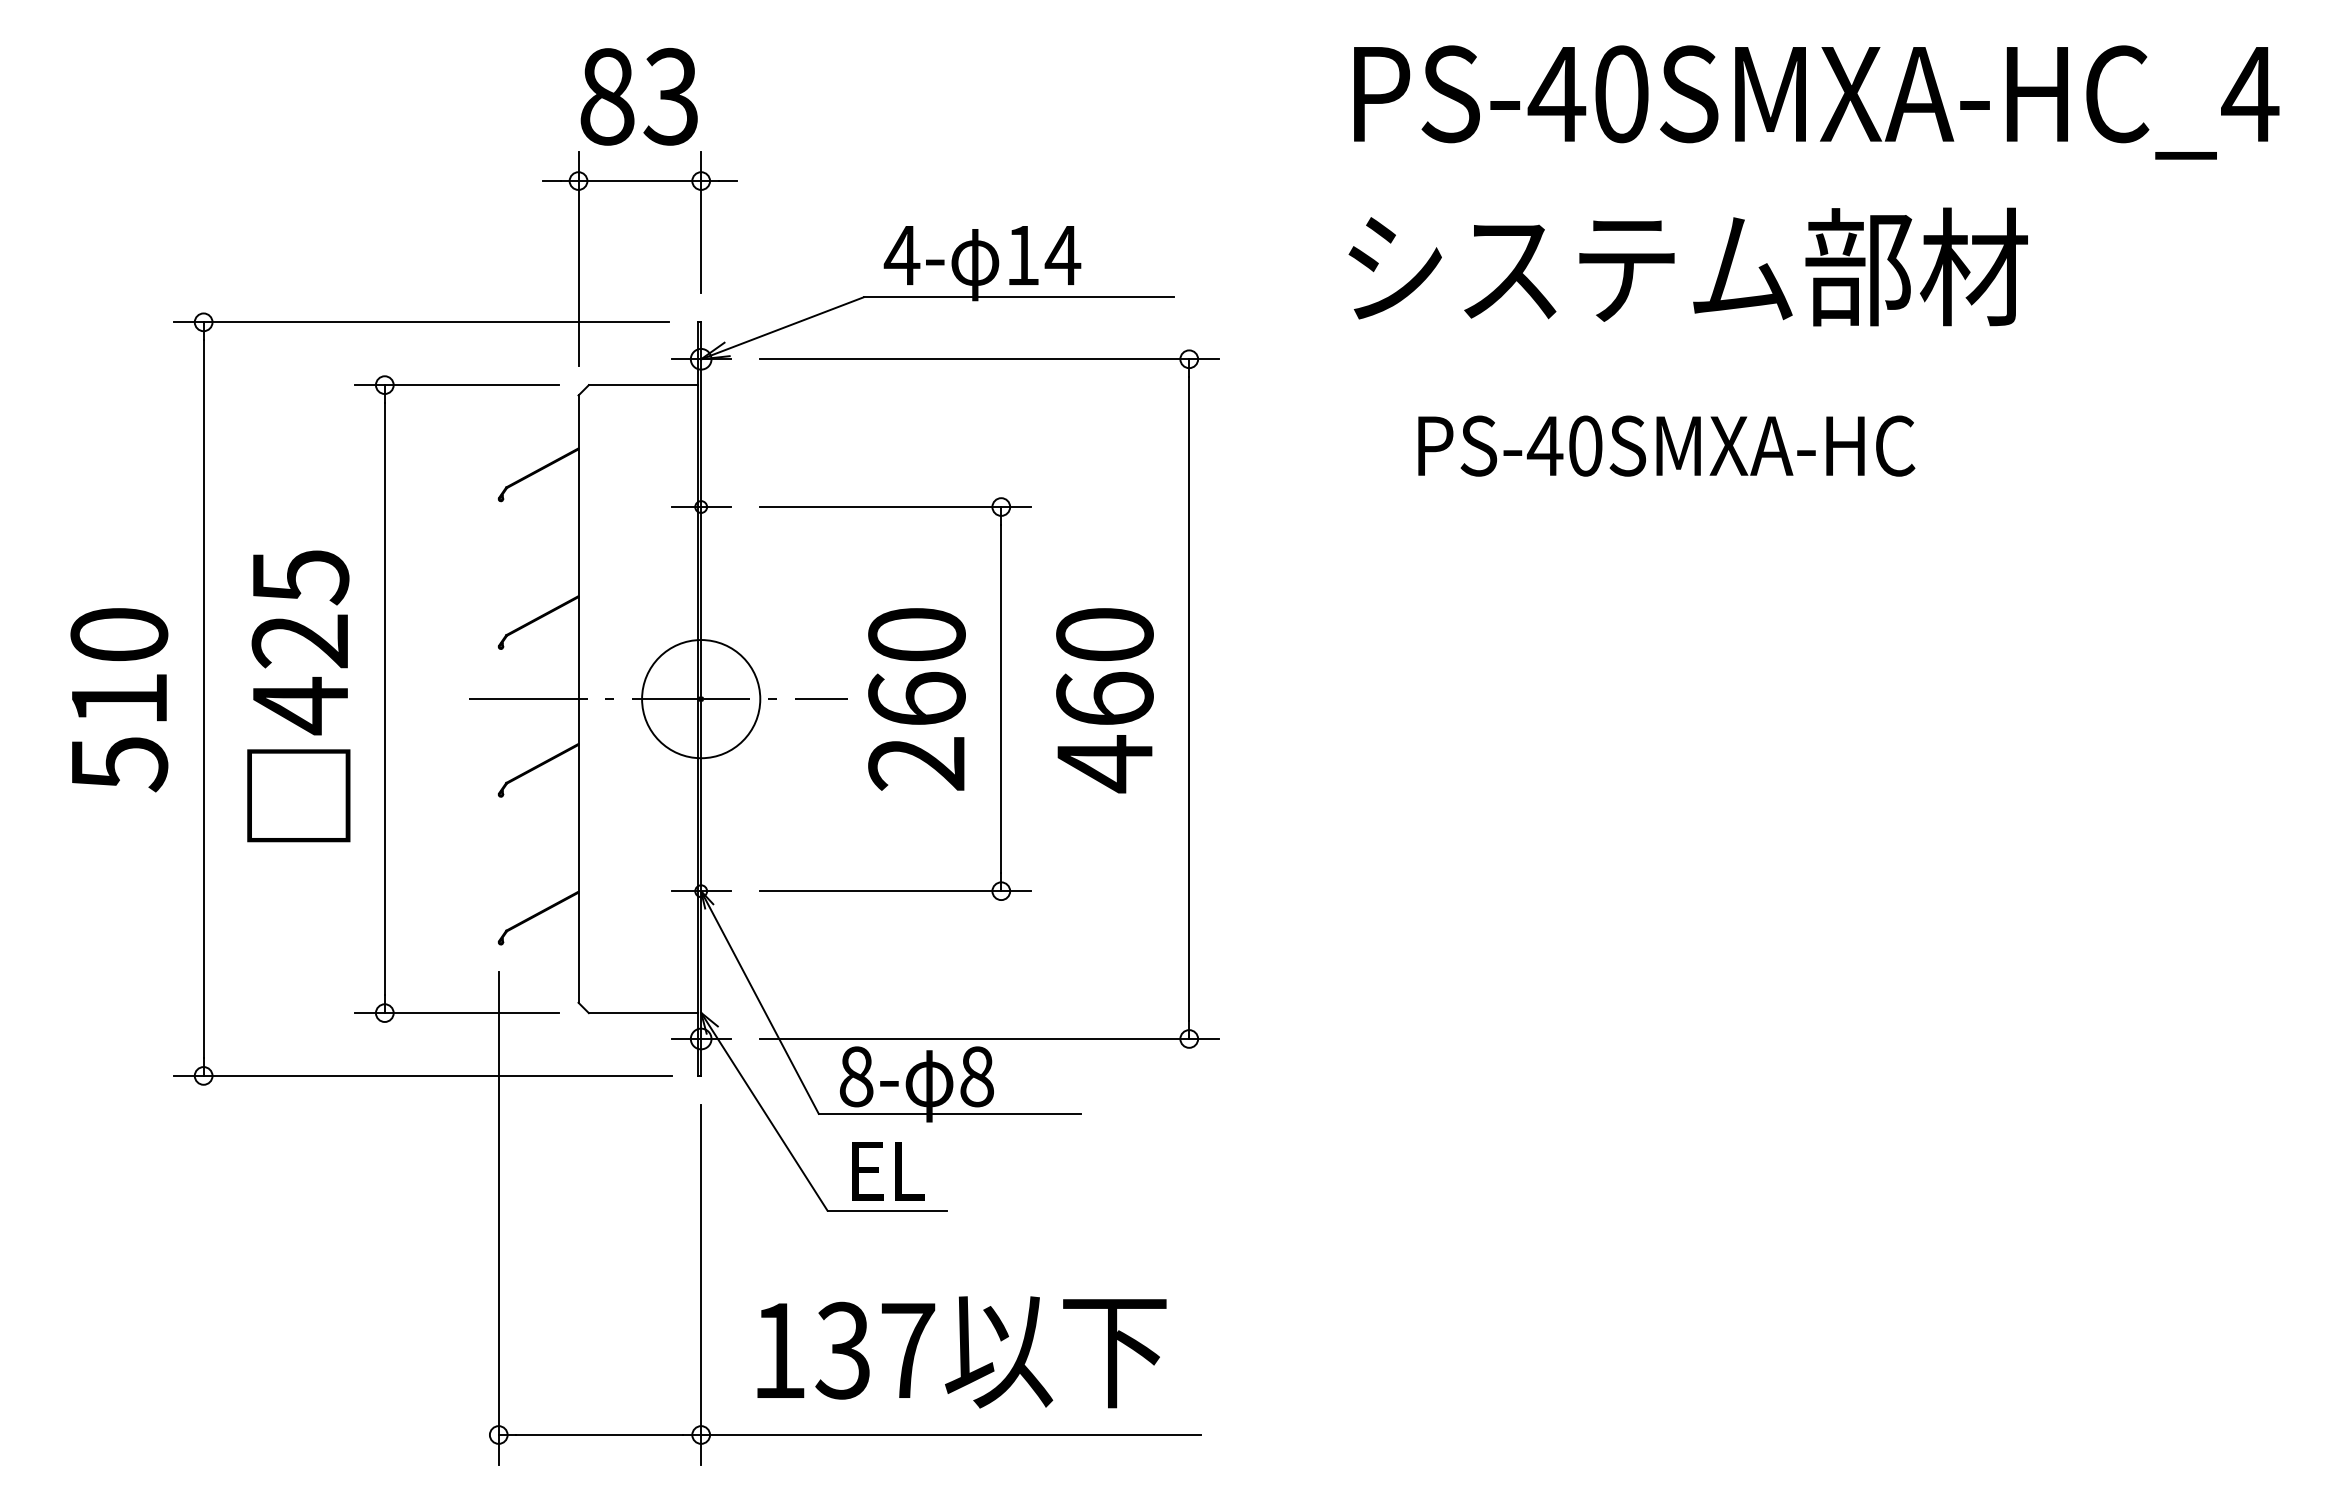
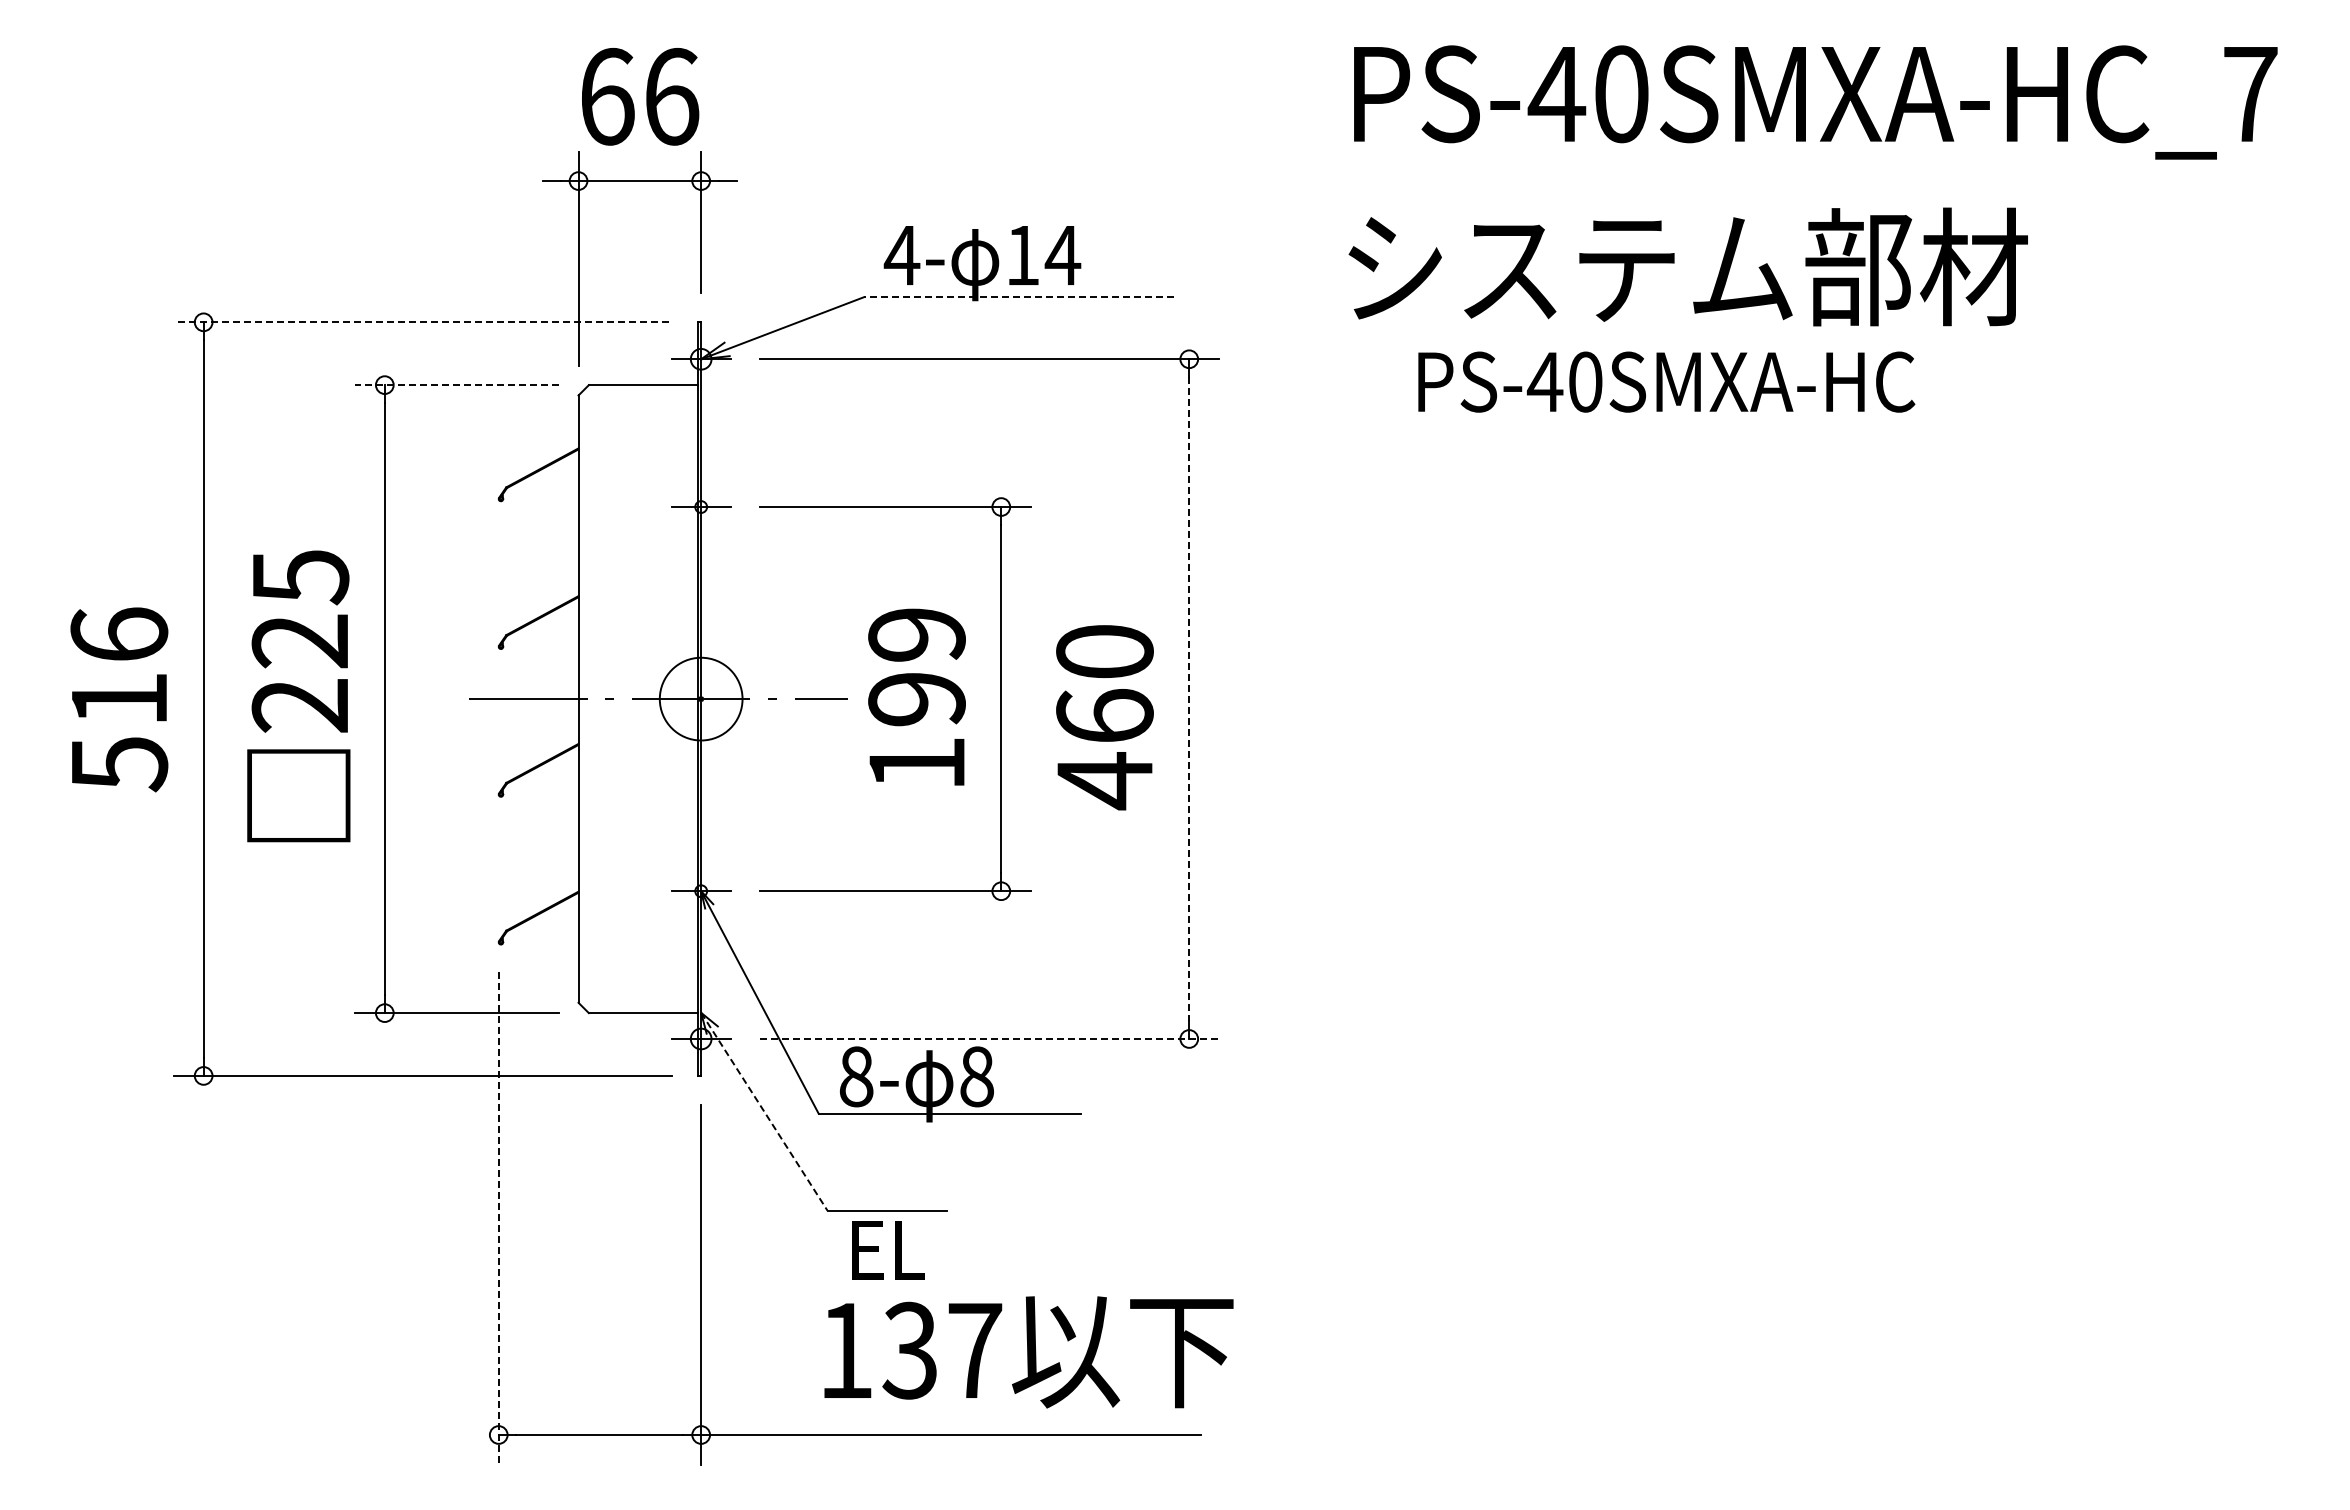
text: PS-40SMXA-HC_4 -> PS-40SMXA-HC_7 (2250, 94)
text: 83 -> 66 (639, 96)
line: solid -> dashed (1018, 297)
line: solid -> dashed (420, 322)
line: solid -> dashed (456, 385)
text position: (1666, 445) -> (1666, 381) (1666, 381)
text: 510 -> 516 (119, 634)
circle diameter: 118 px -> 83 px (700, 698)
text: 260 -> 199 (916, 699)
line: solid -> dashed (1189, 699)
text position: (1104, 700) -> (1104, 717) (1104, 717)
text: 425 -> 225 (299, 705)
line: solid -> dashed (990, 1038)
line: solid -> dashed (764, 1112)
text position: (888, 1171) -> (888, 1250) (888, 1250)
line: solid -> dashed (498, 1218)
text position: (961, 1352) -> (1028, 1352) (1028, 1352)
